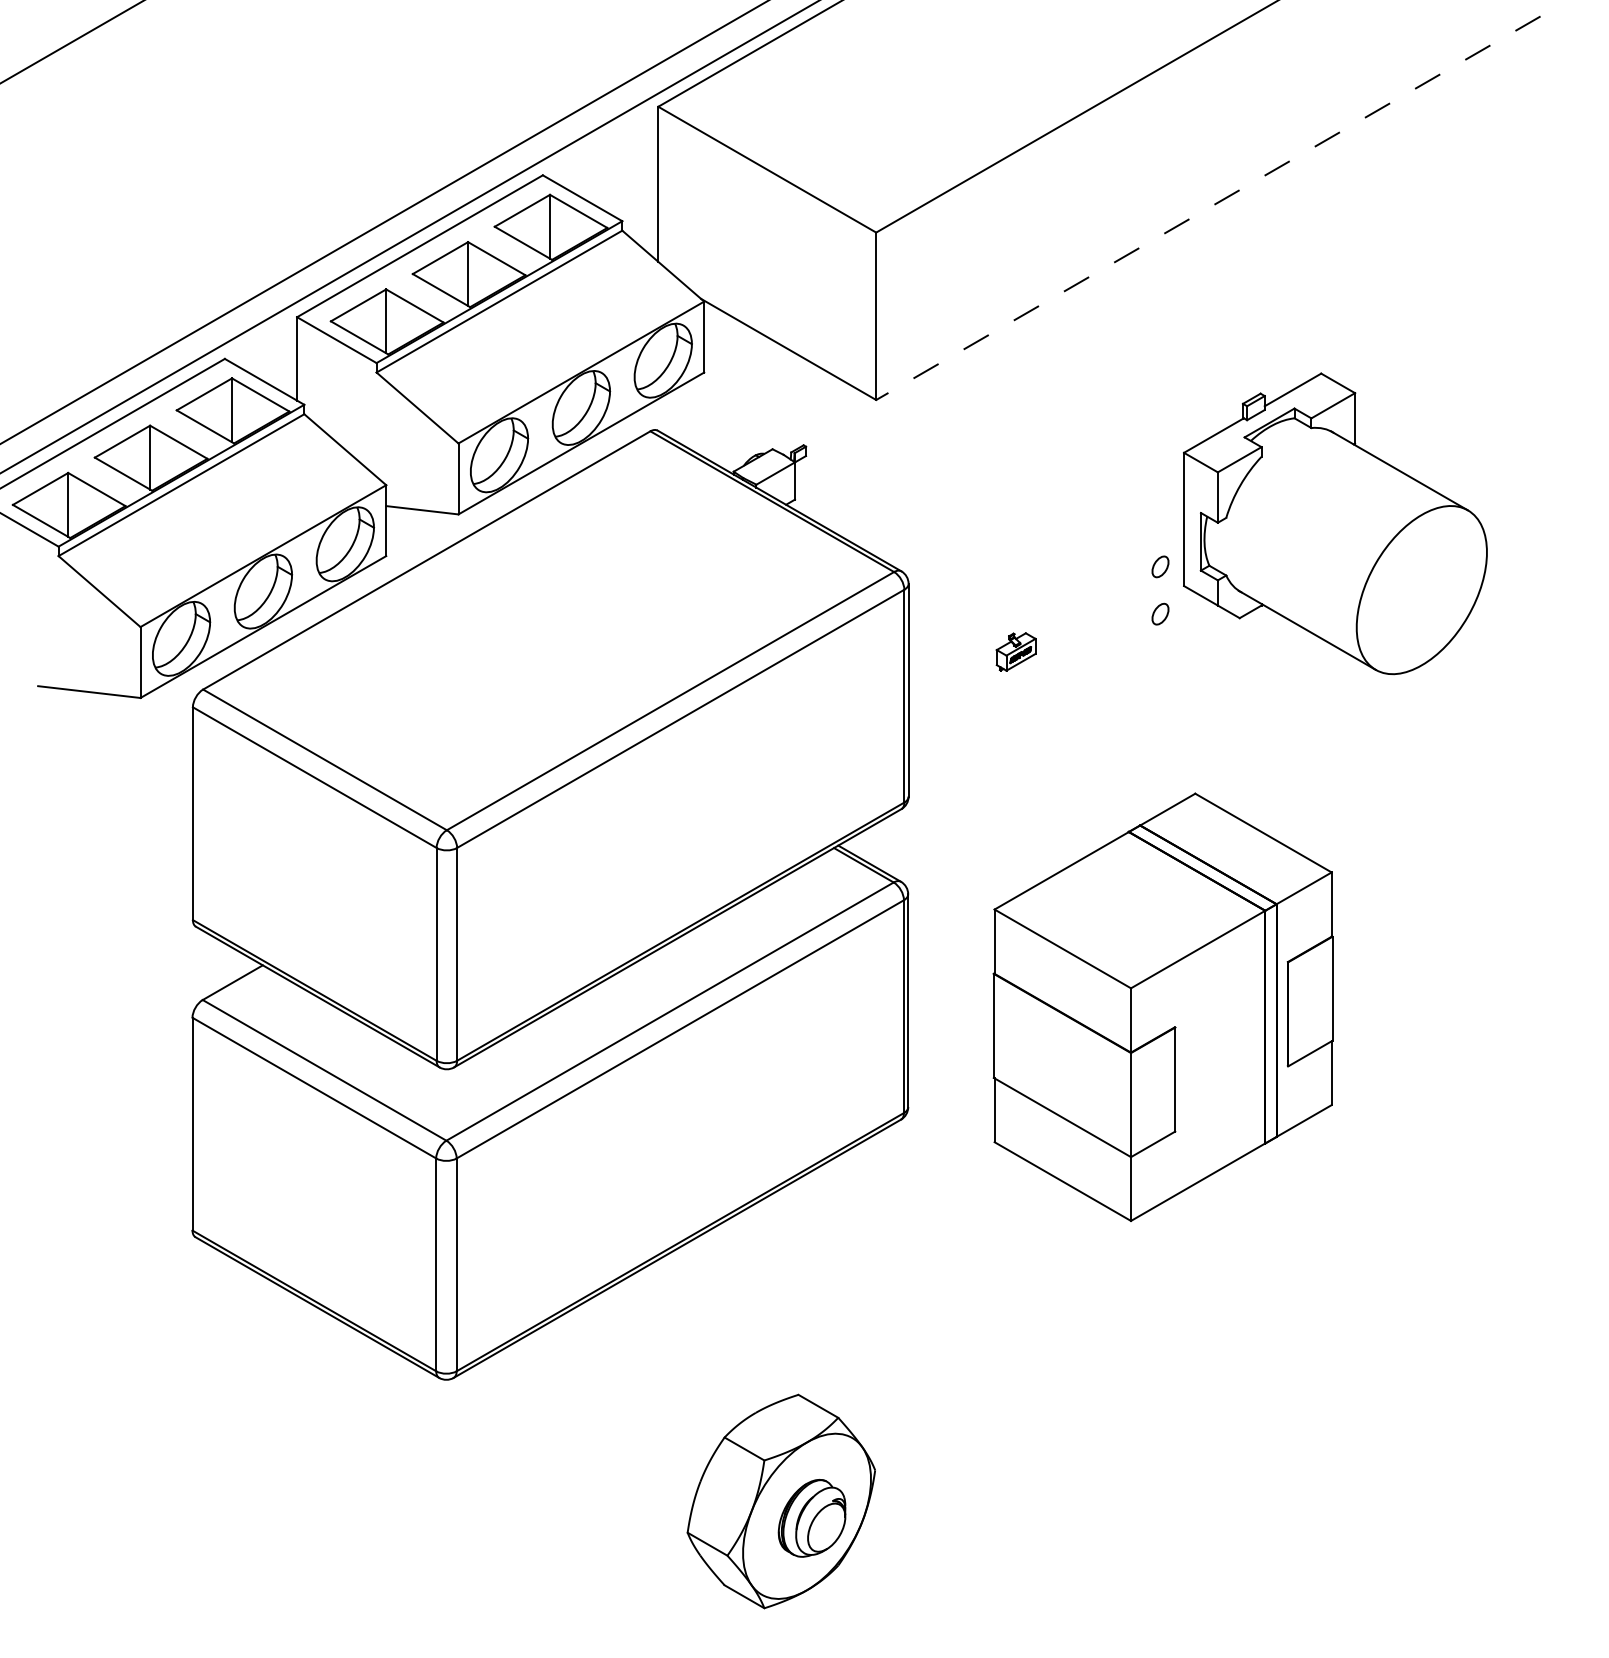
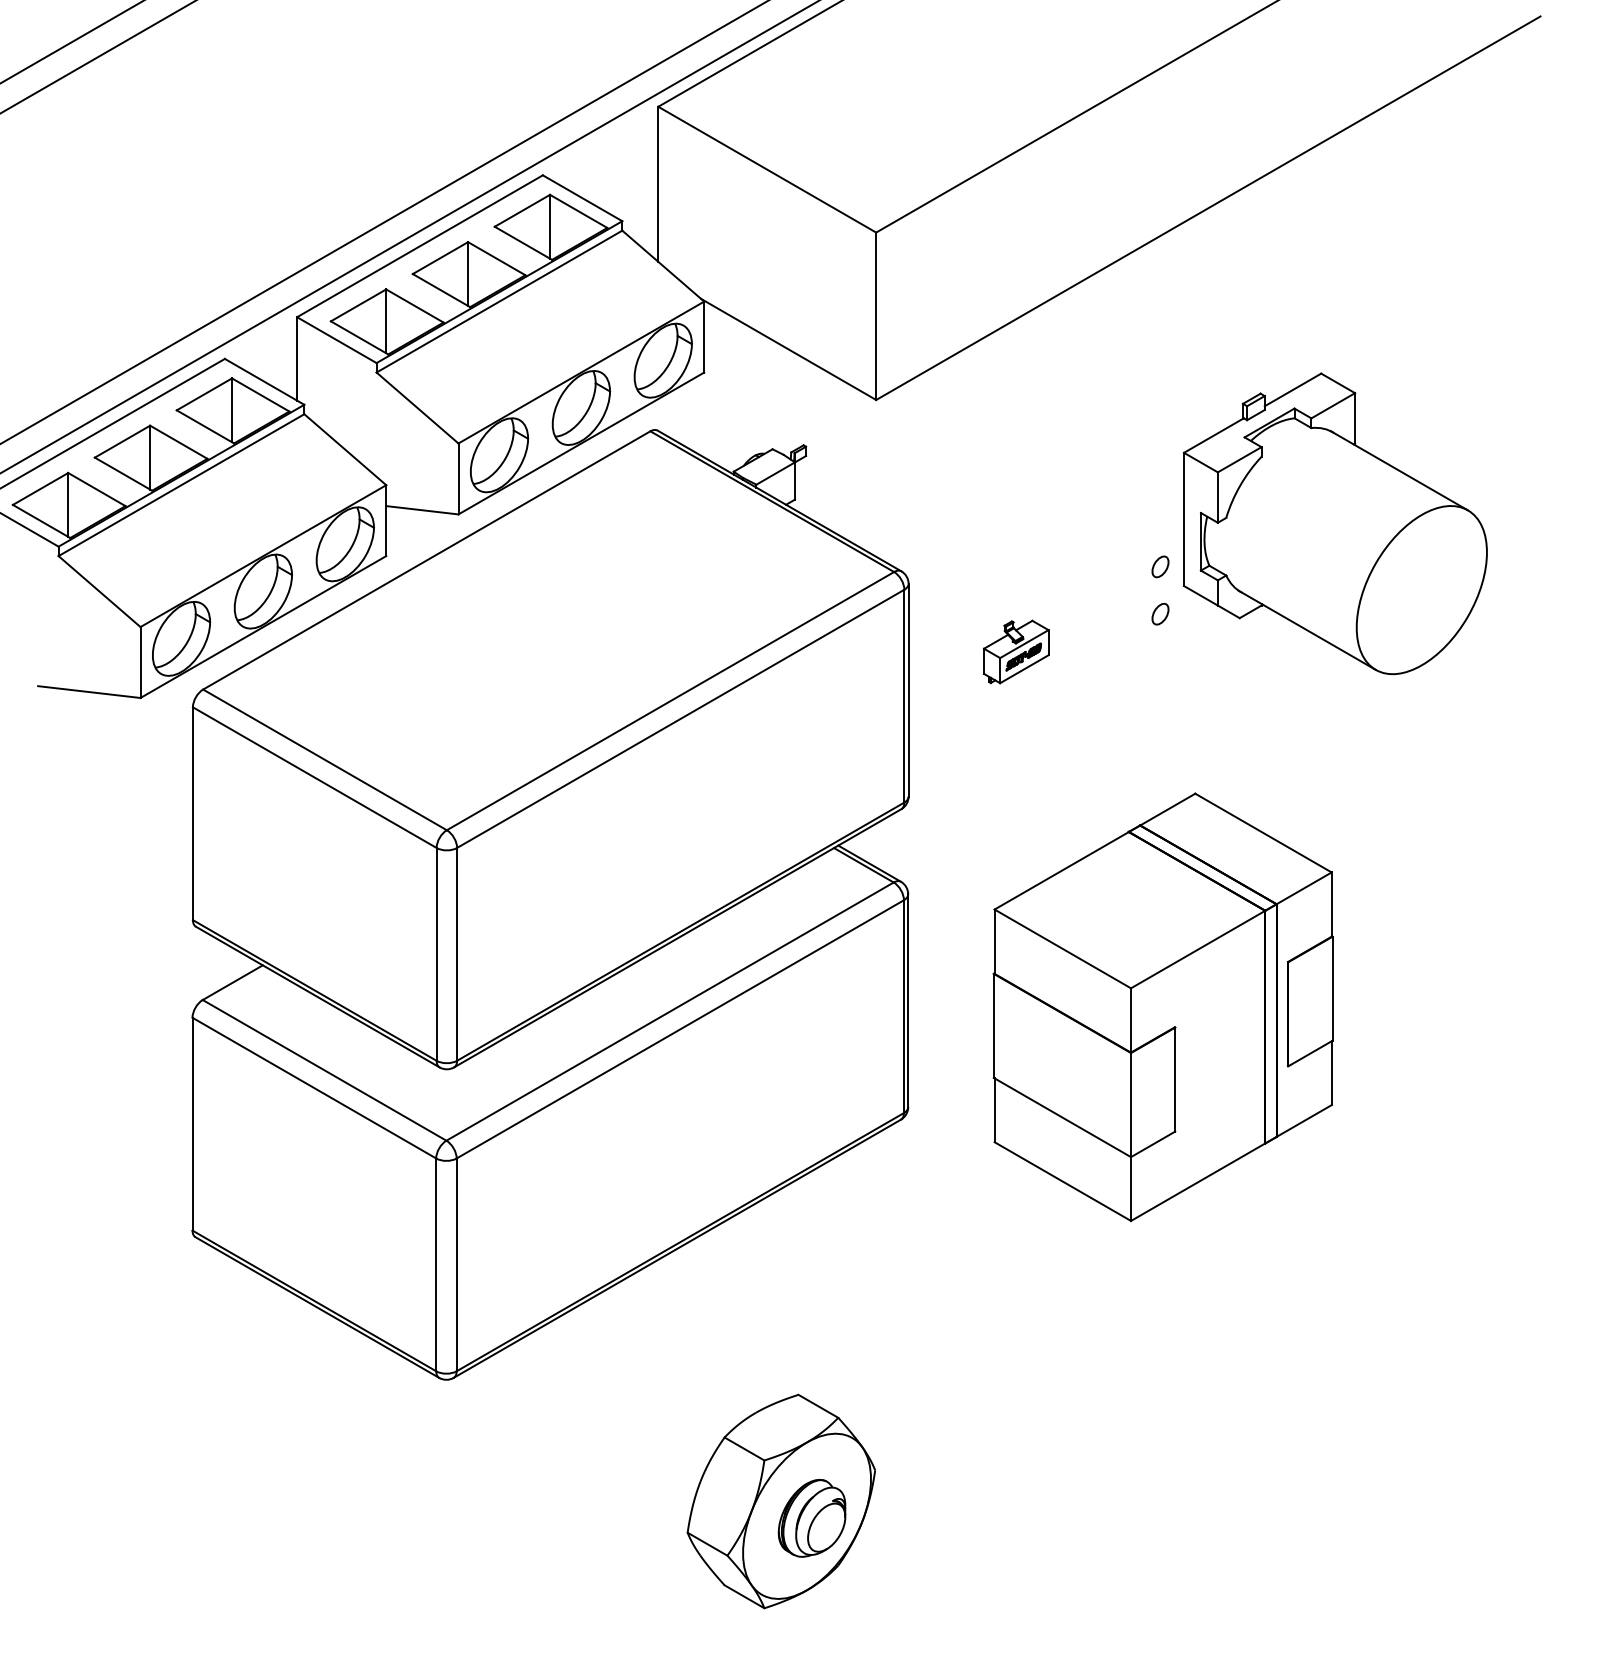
line: none -> present (97, 57)
line: dashed -> solid (1208, 208)
part size: 42x40 px -> 68x66 px (1015, 651)
